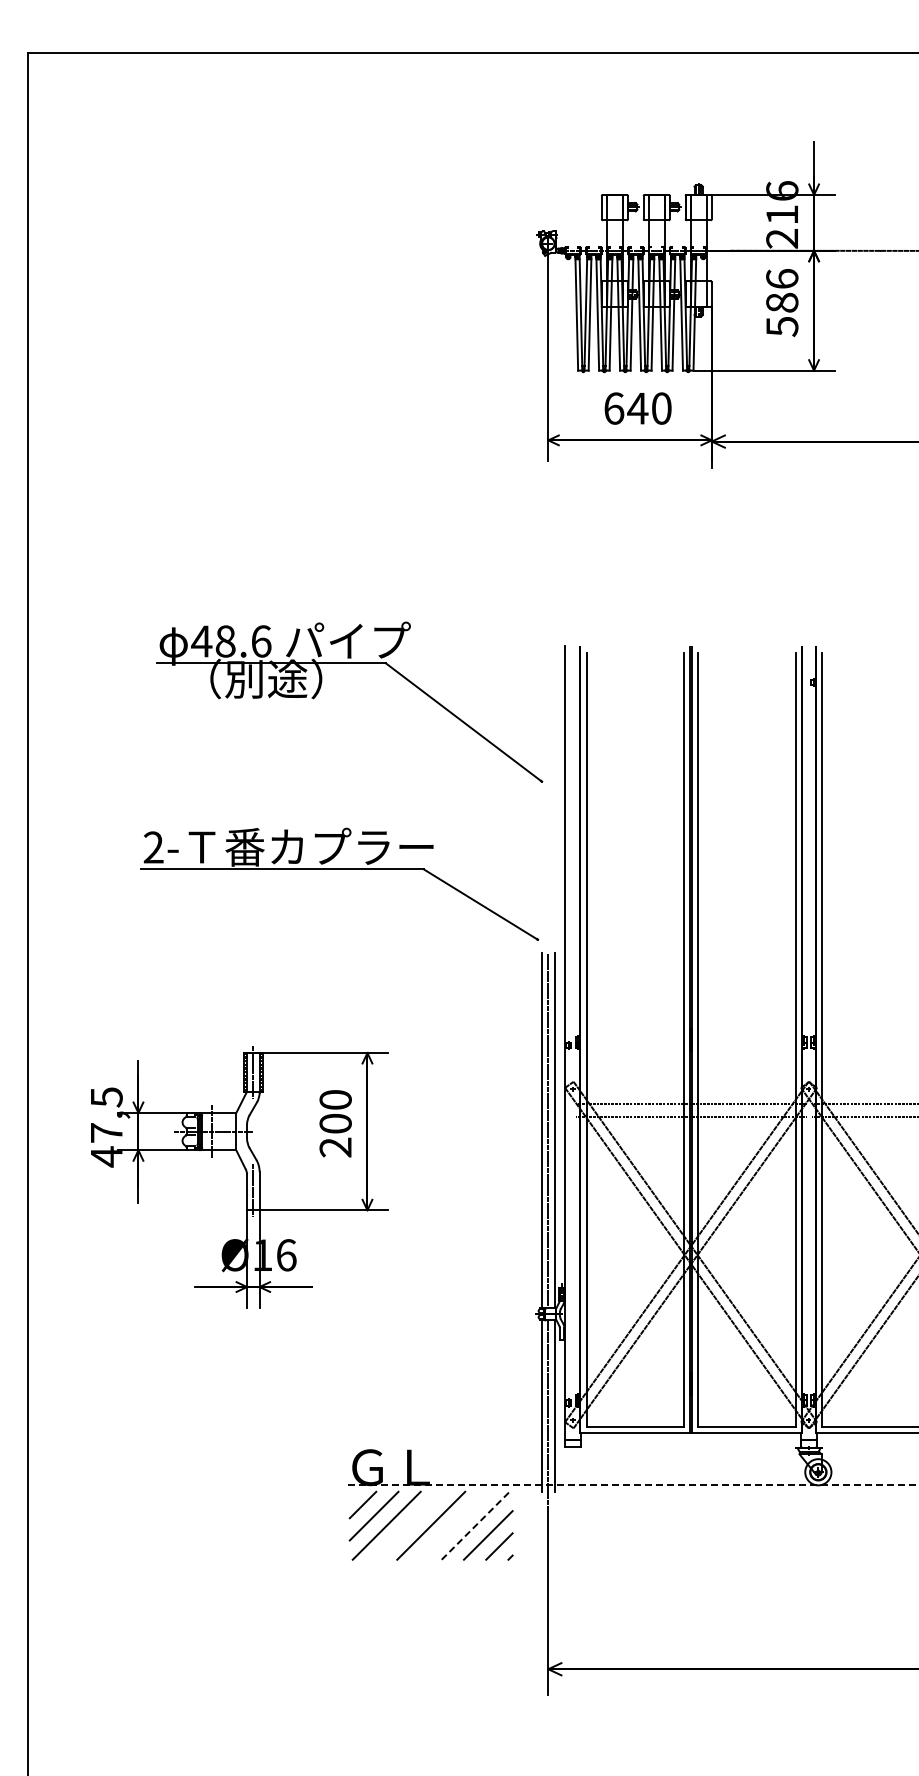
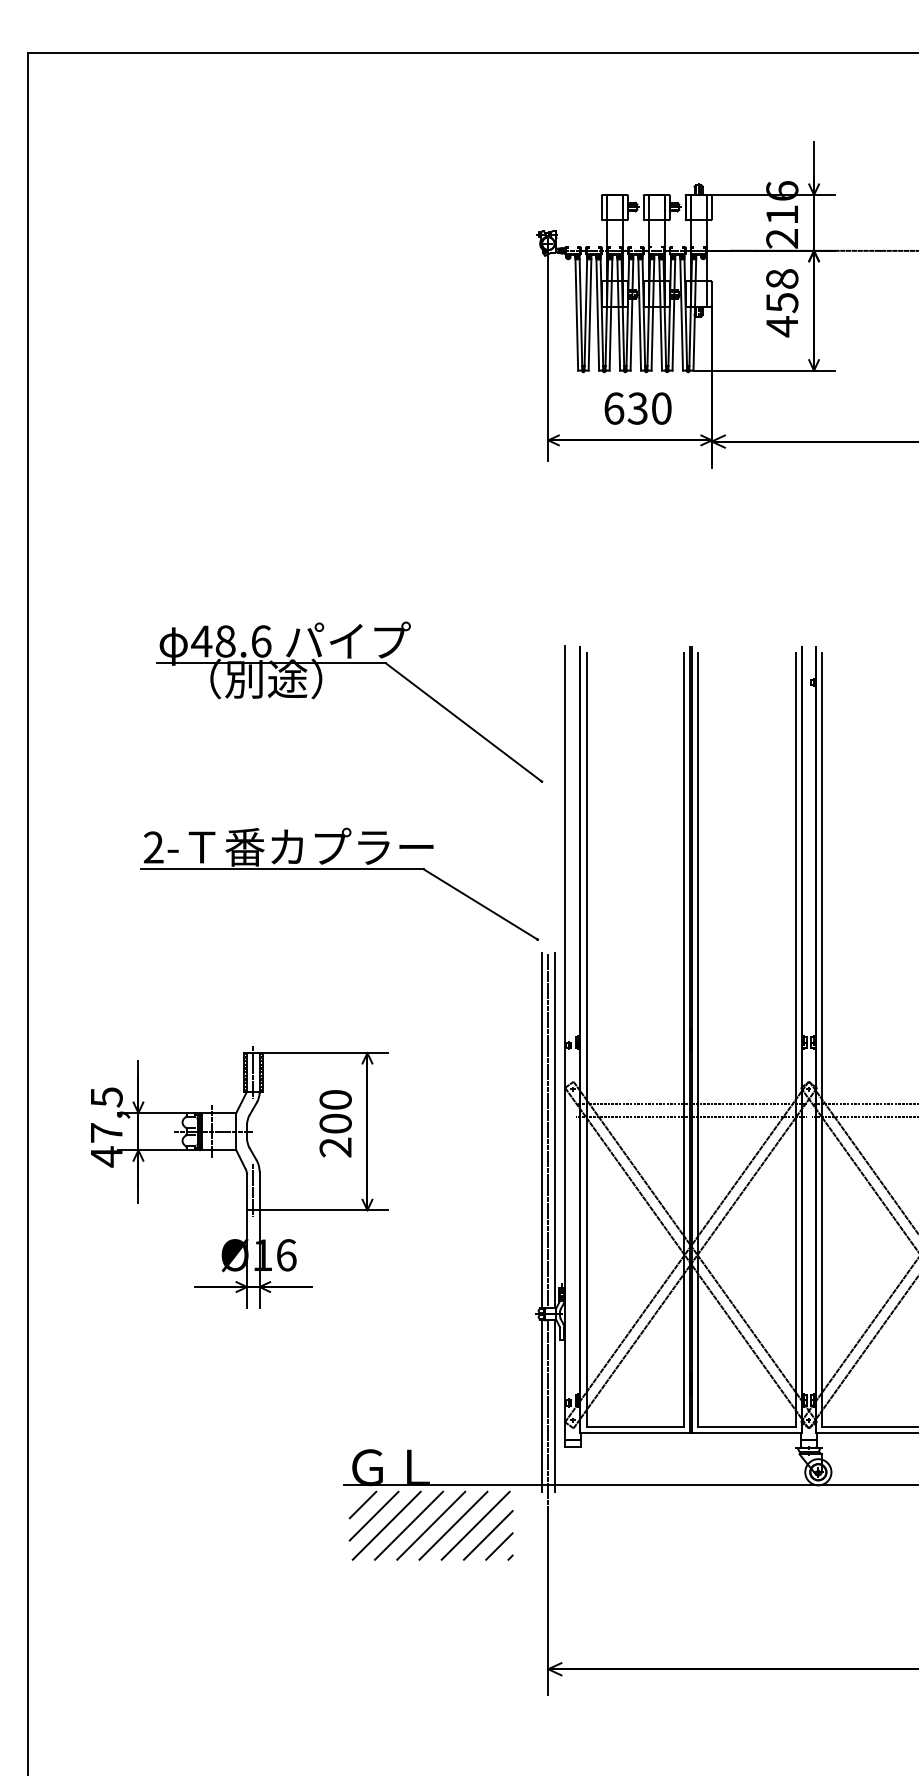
text: 586 -> 458 (782, 303)
text: 640 -> 630 (637, 408)
line: dashed -> solid (630, 1485)
line: none -> present (408, 1525)
line: none -> present (453, 1525)
line: dashed -> solid (476, 1525)
